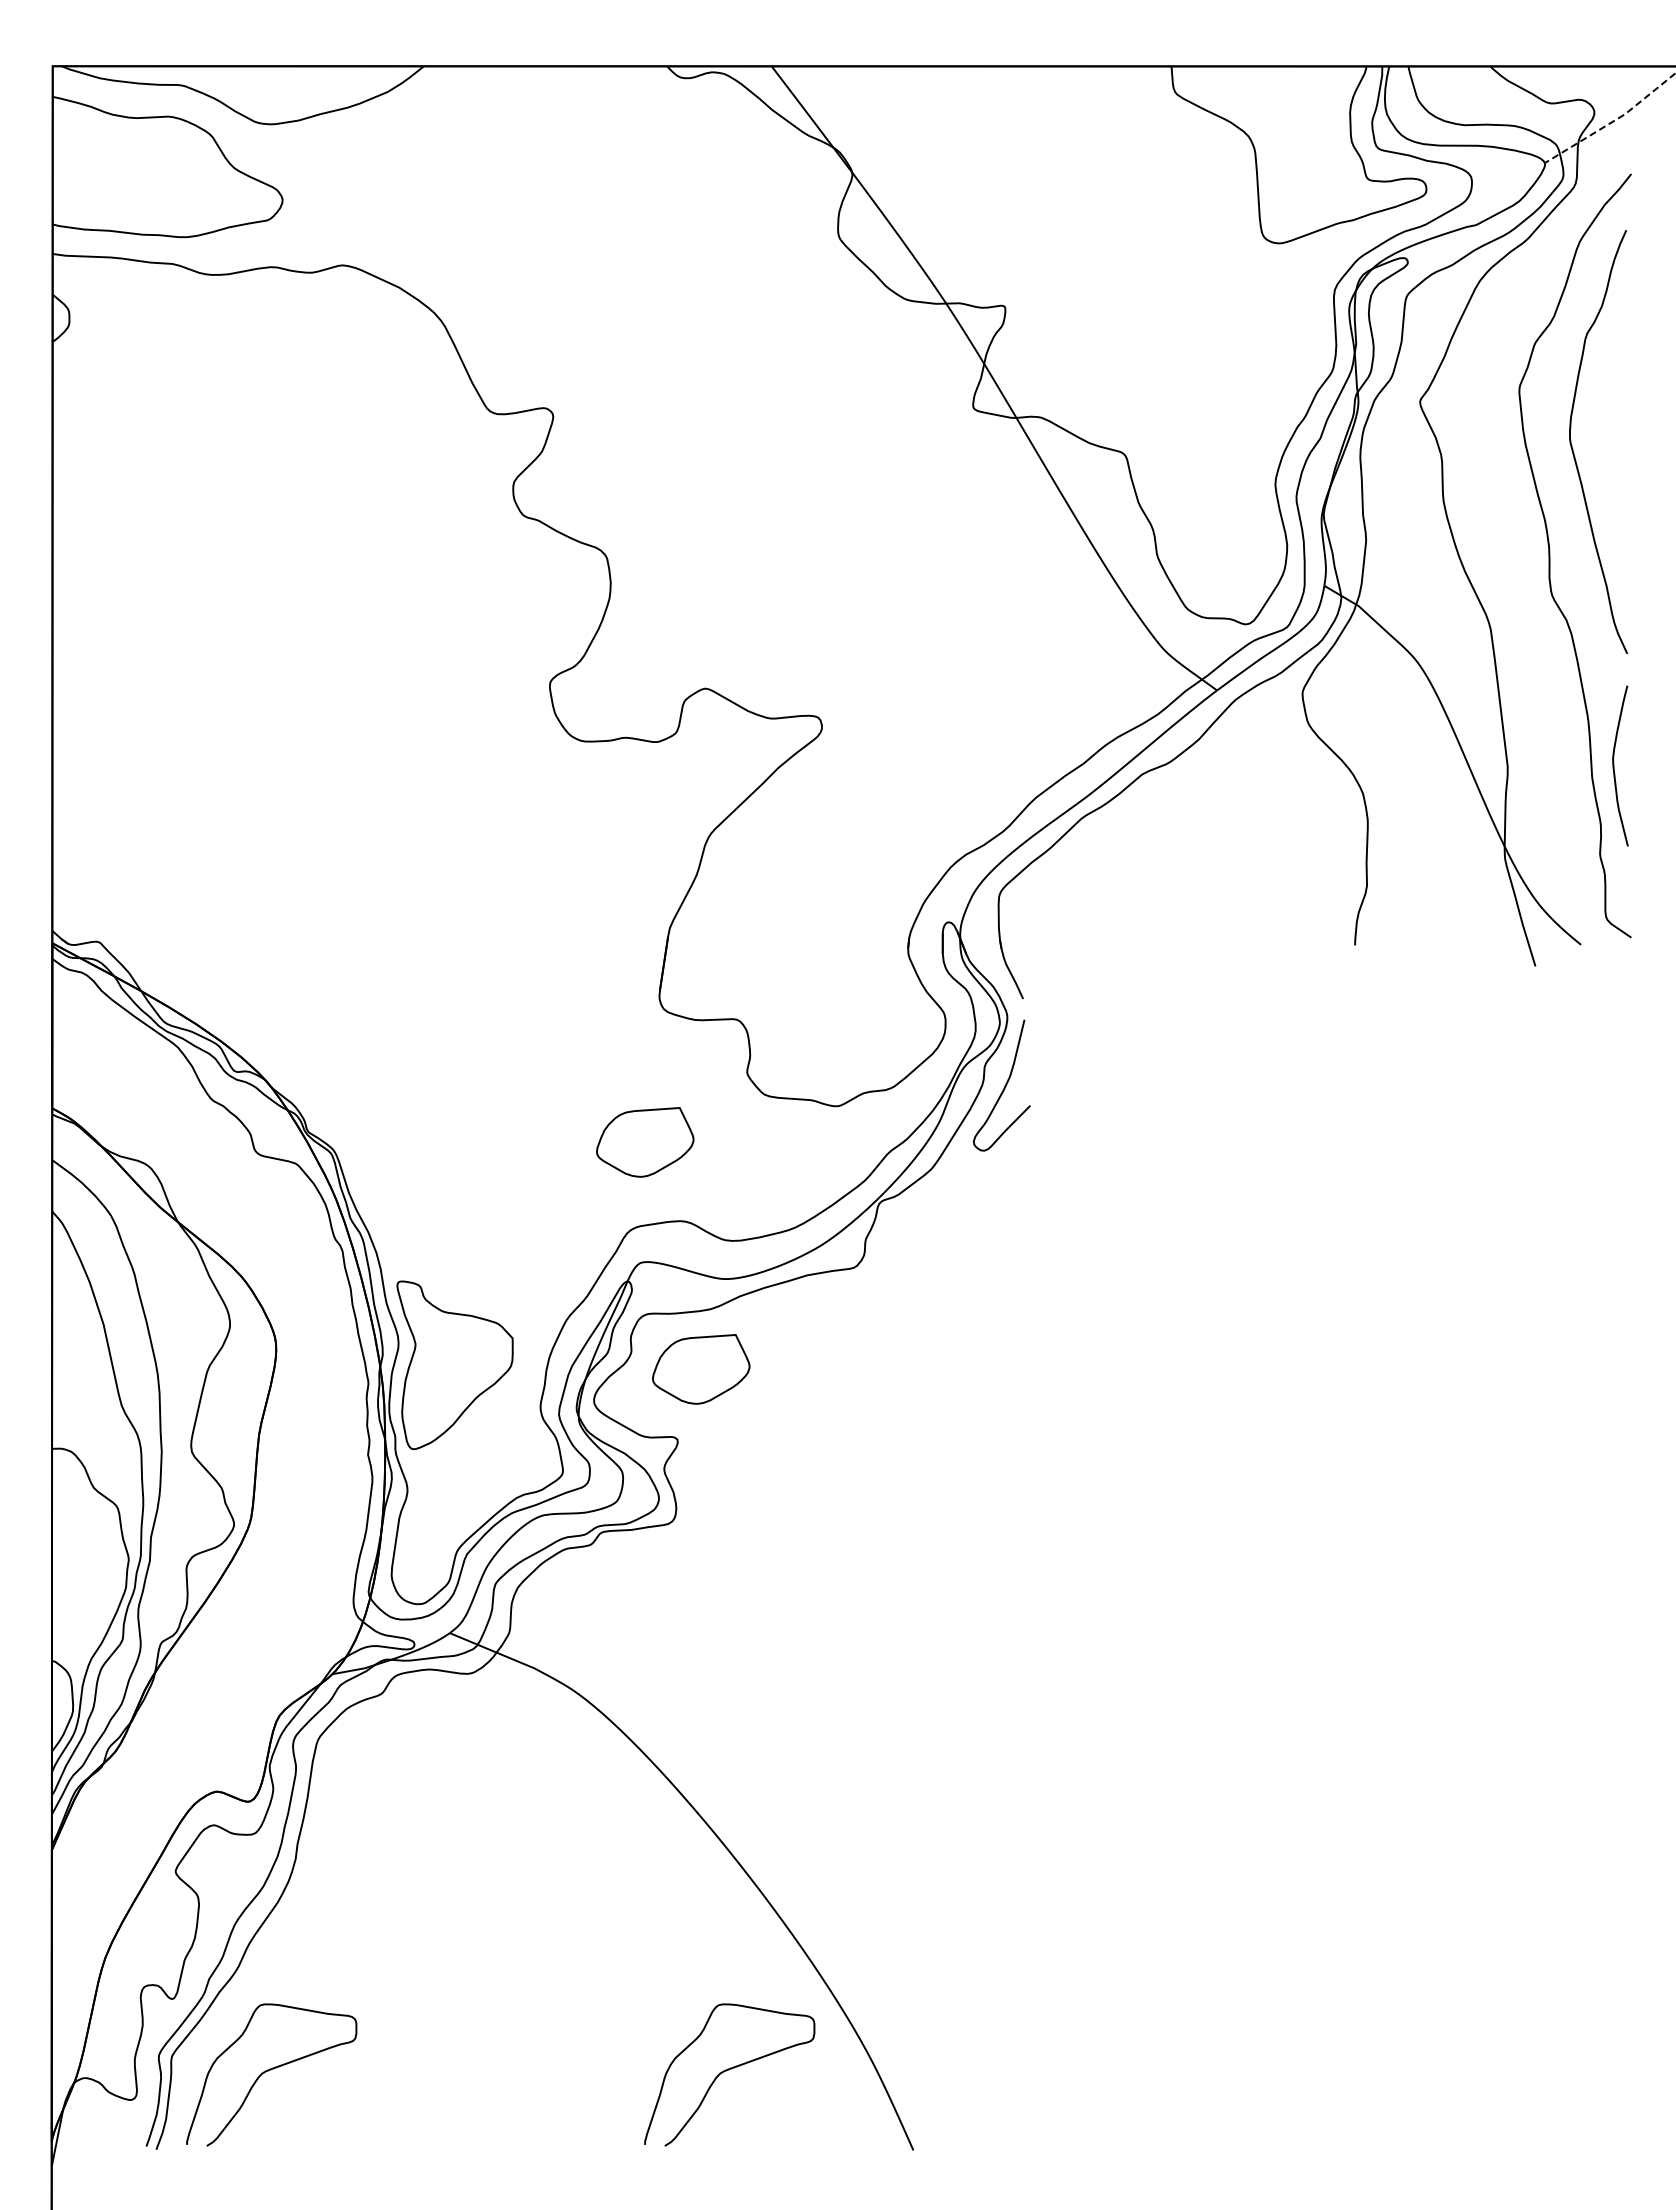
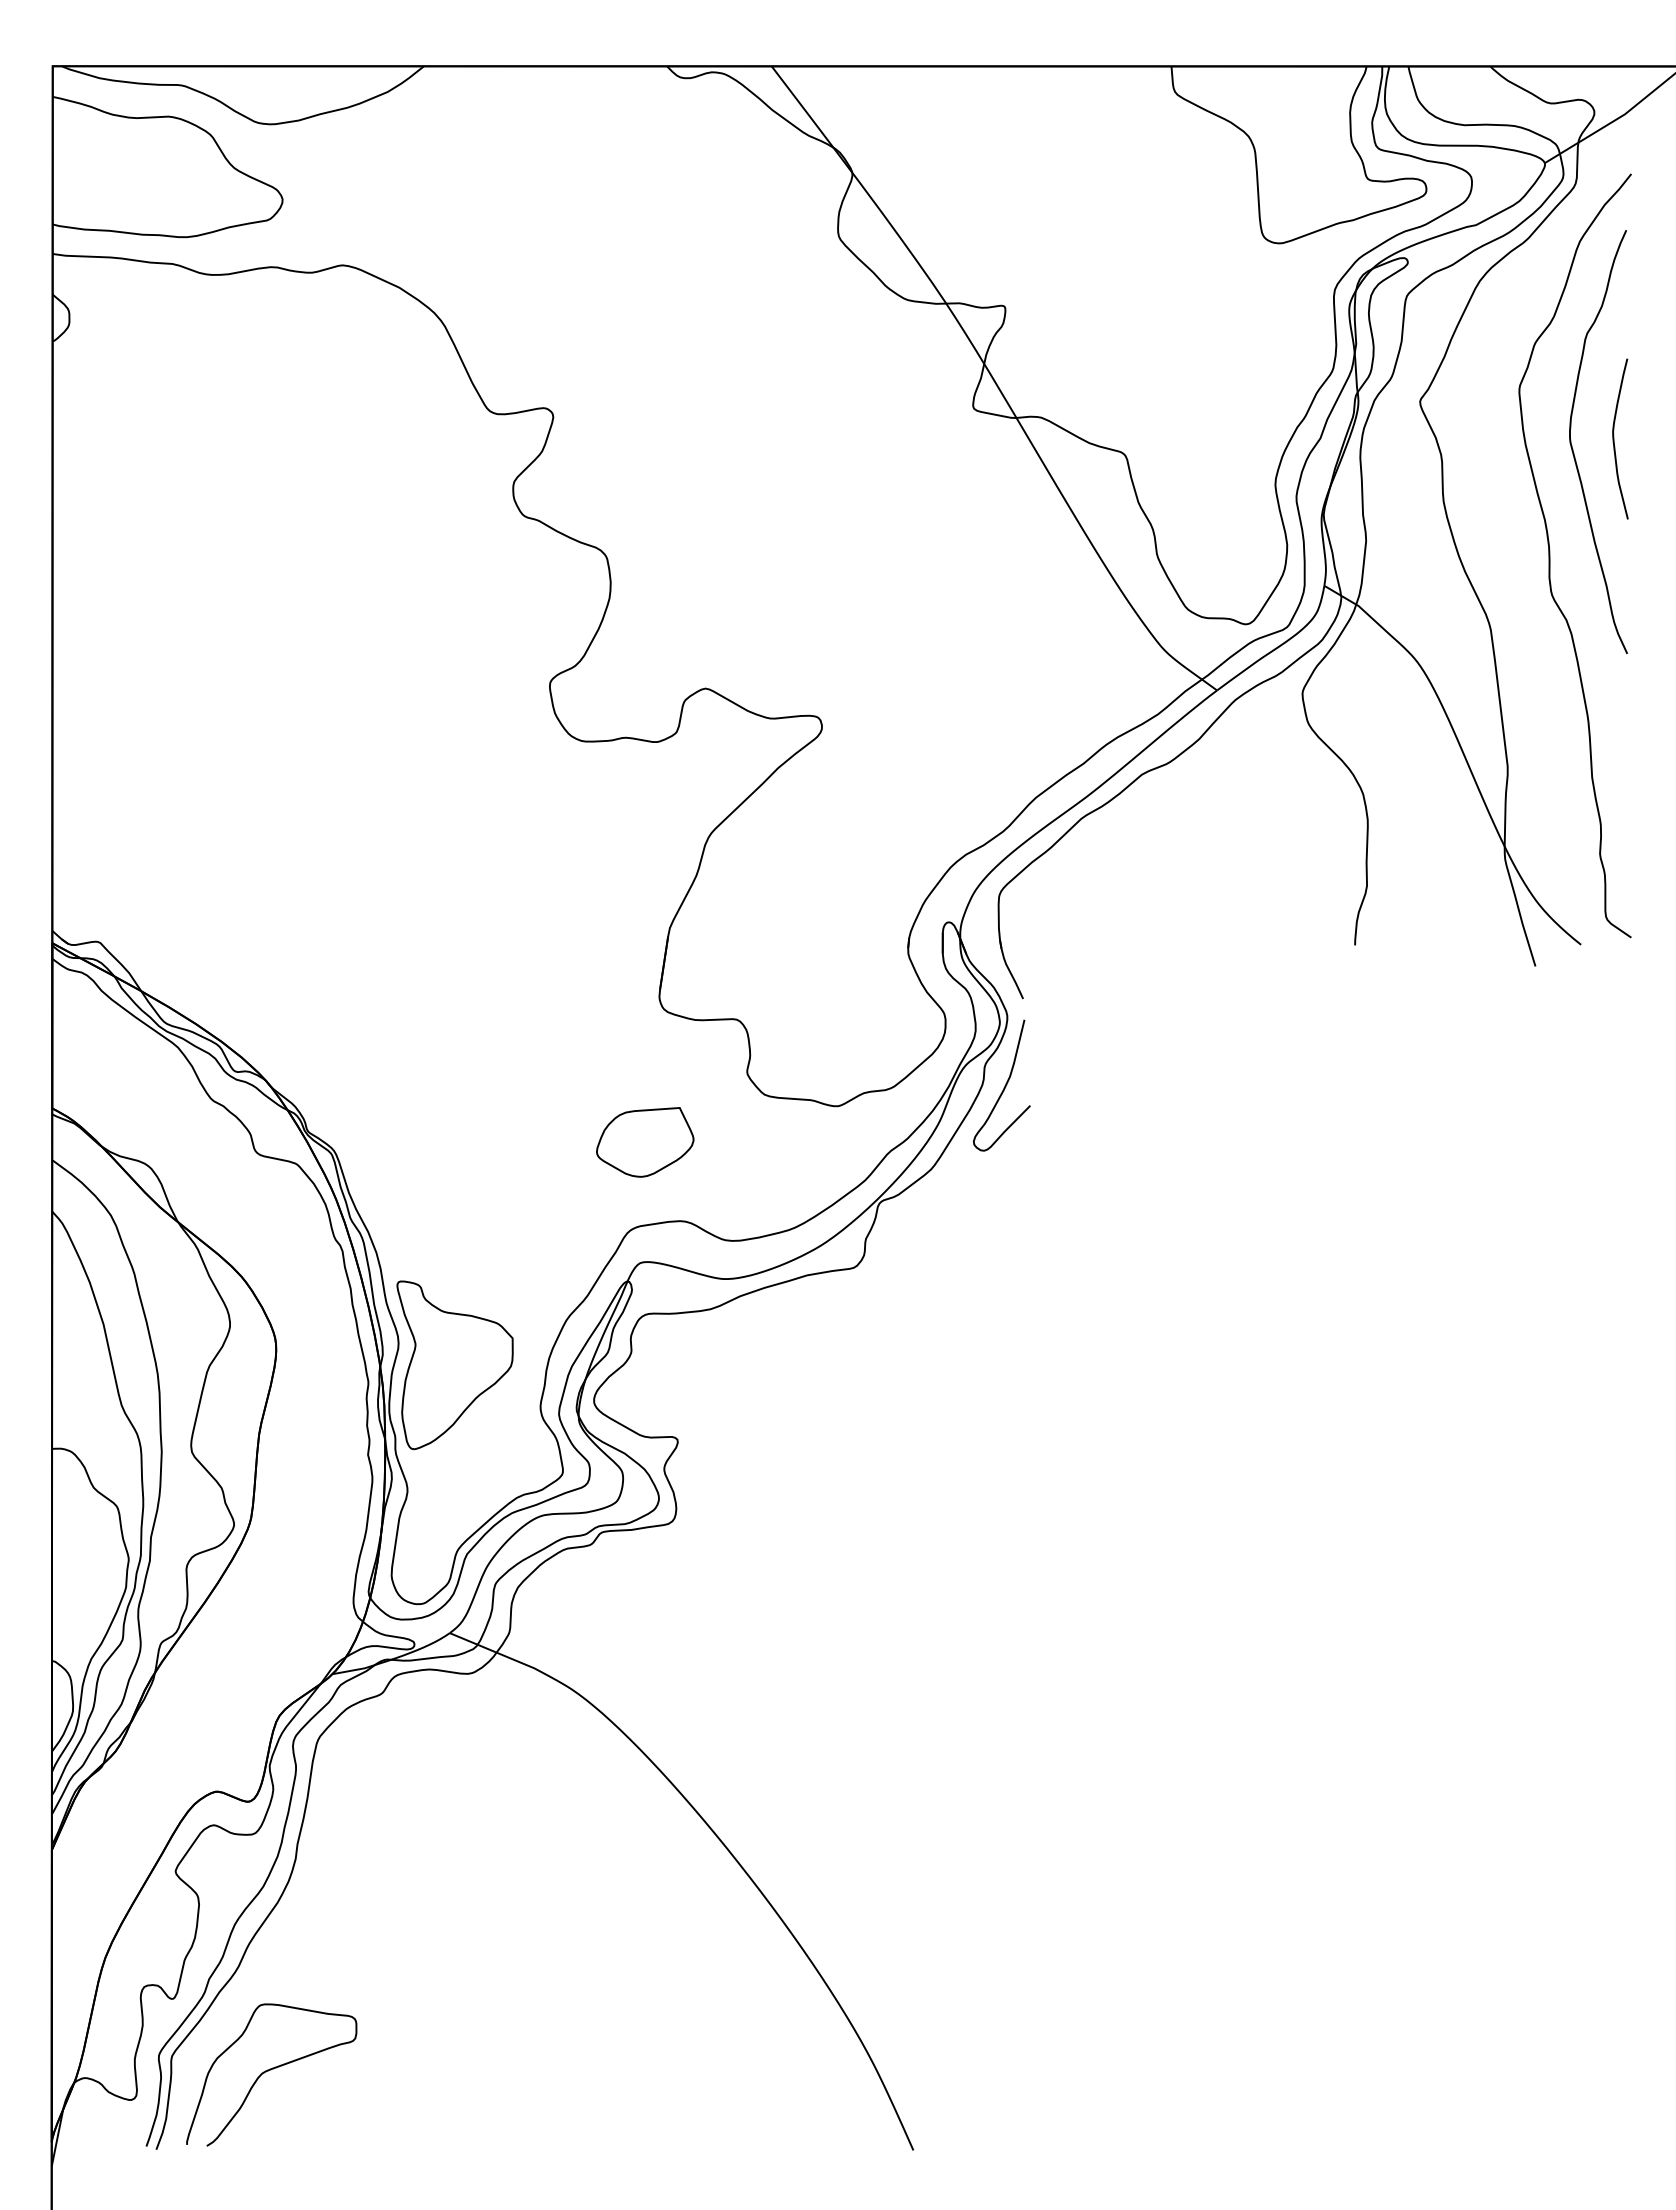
line: dashed -> solid (1613, 121)
curve position: (1614, 765) -> (1614, 438) (1614, 438)
part: present -> none (701, 1369)
curve: present -> none (729, 2070)
